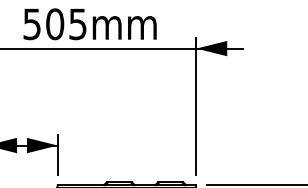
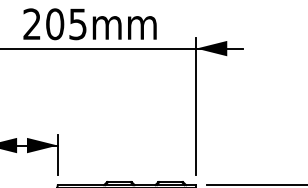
text: 505mm -> 205mm (31, 24)
